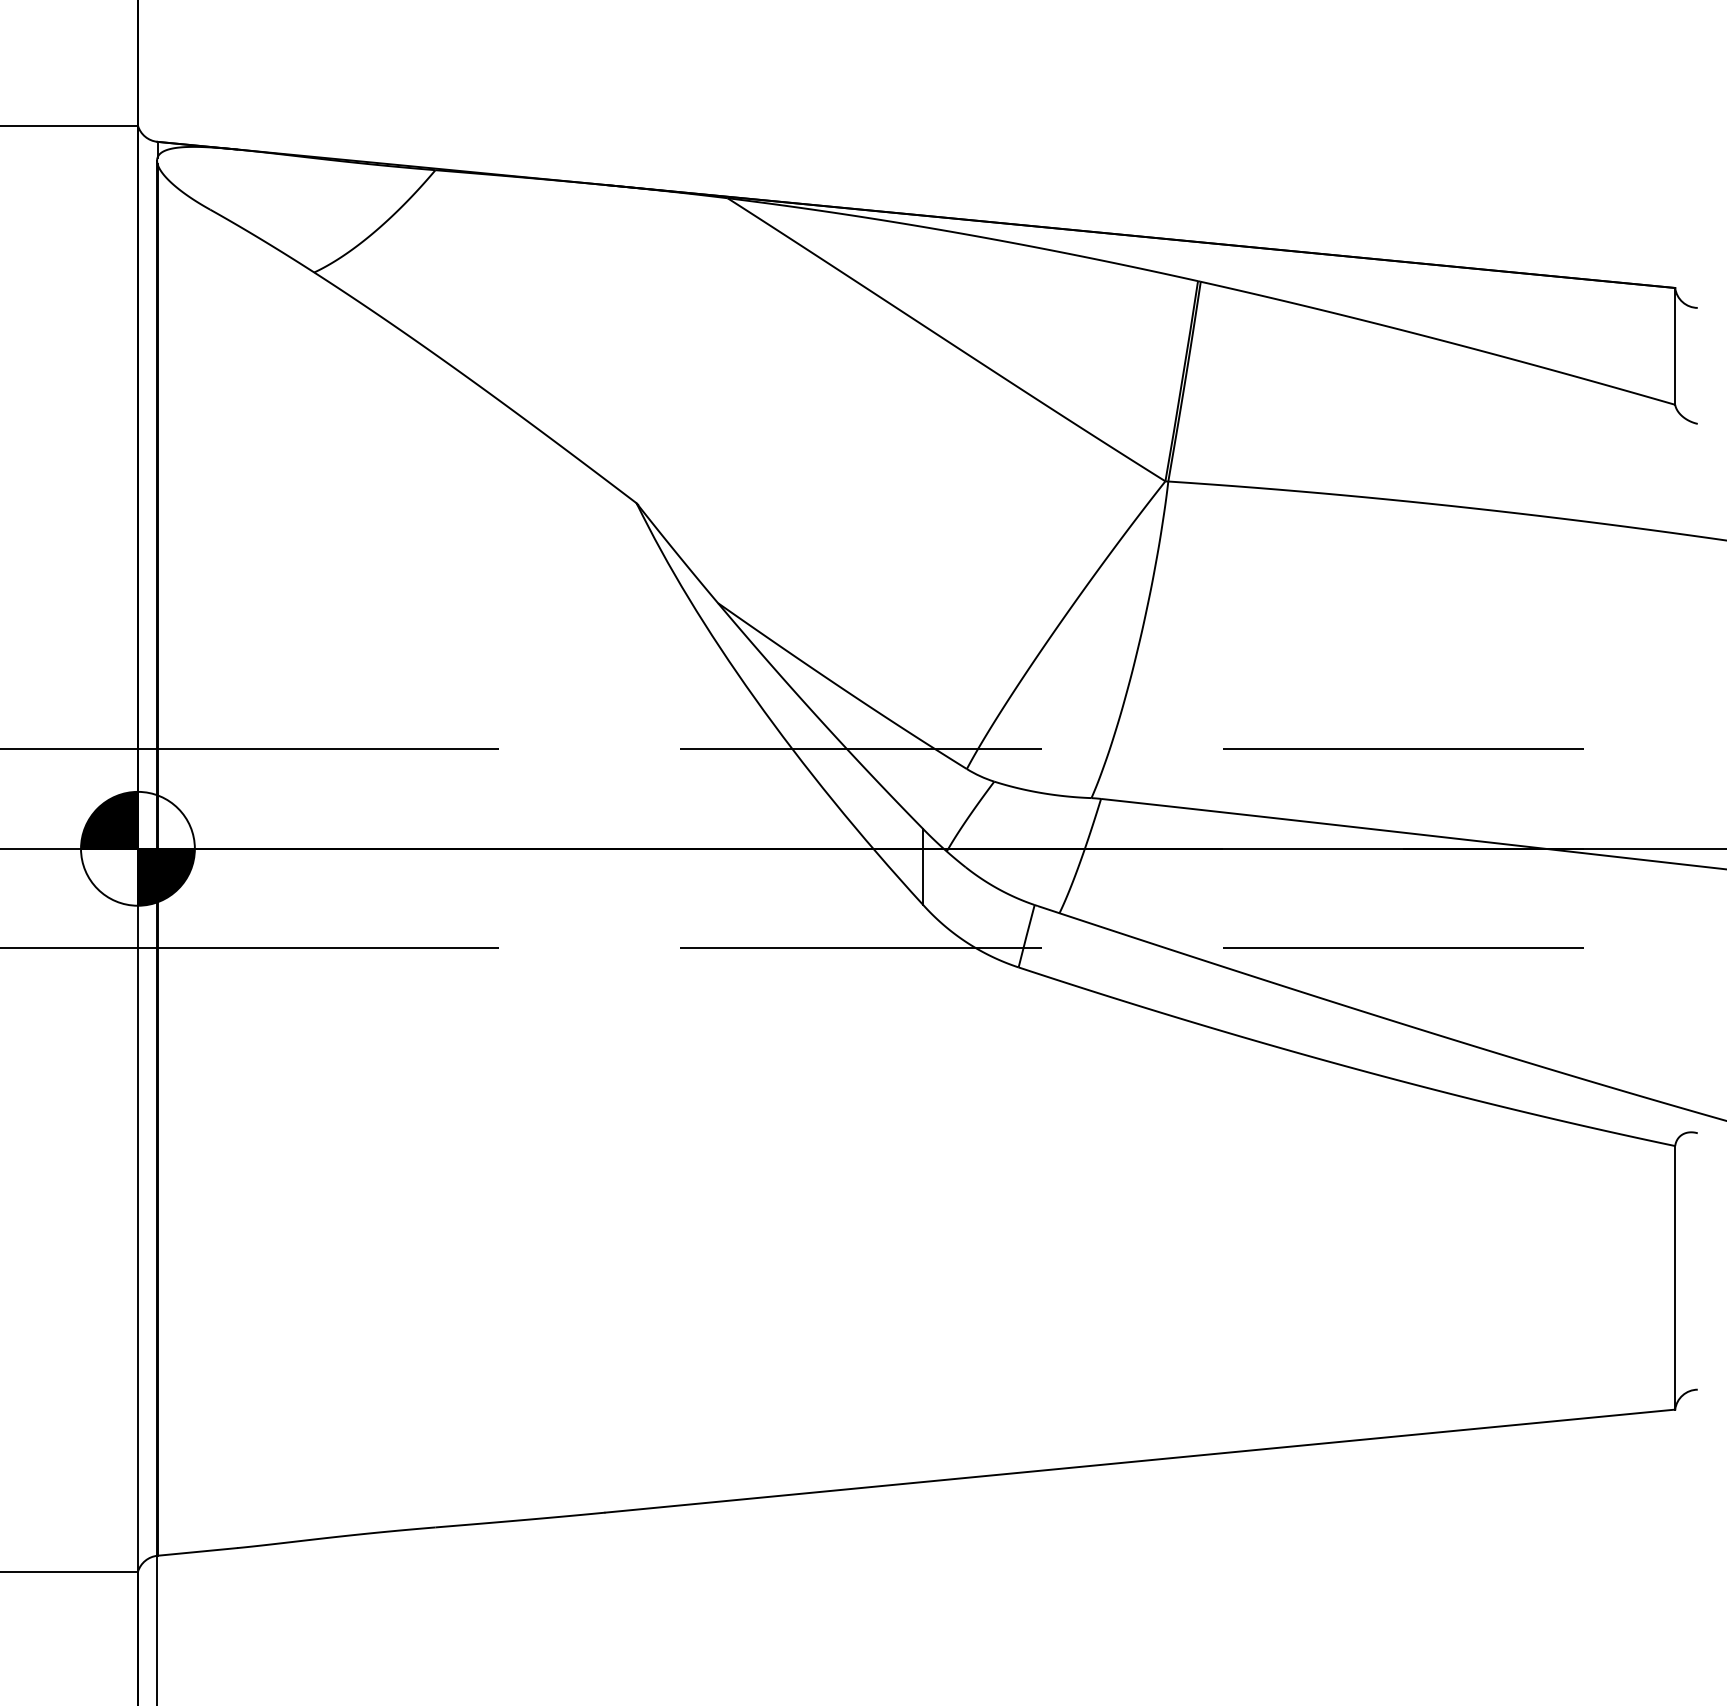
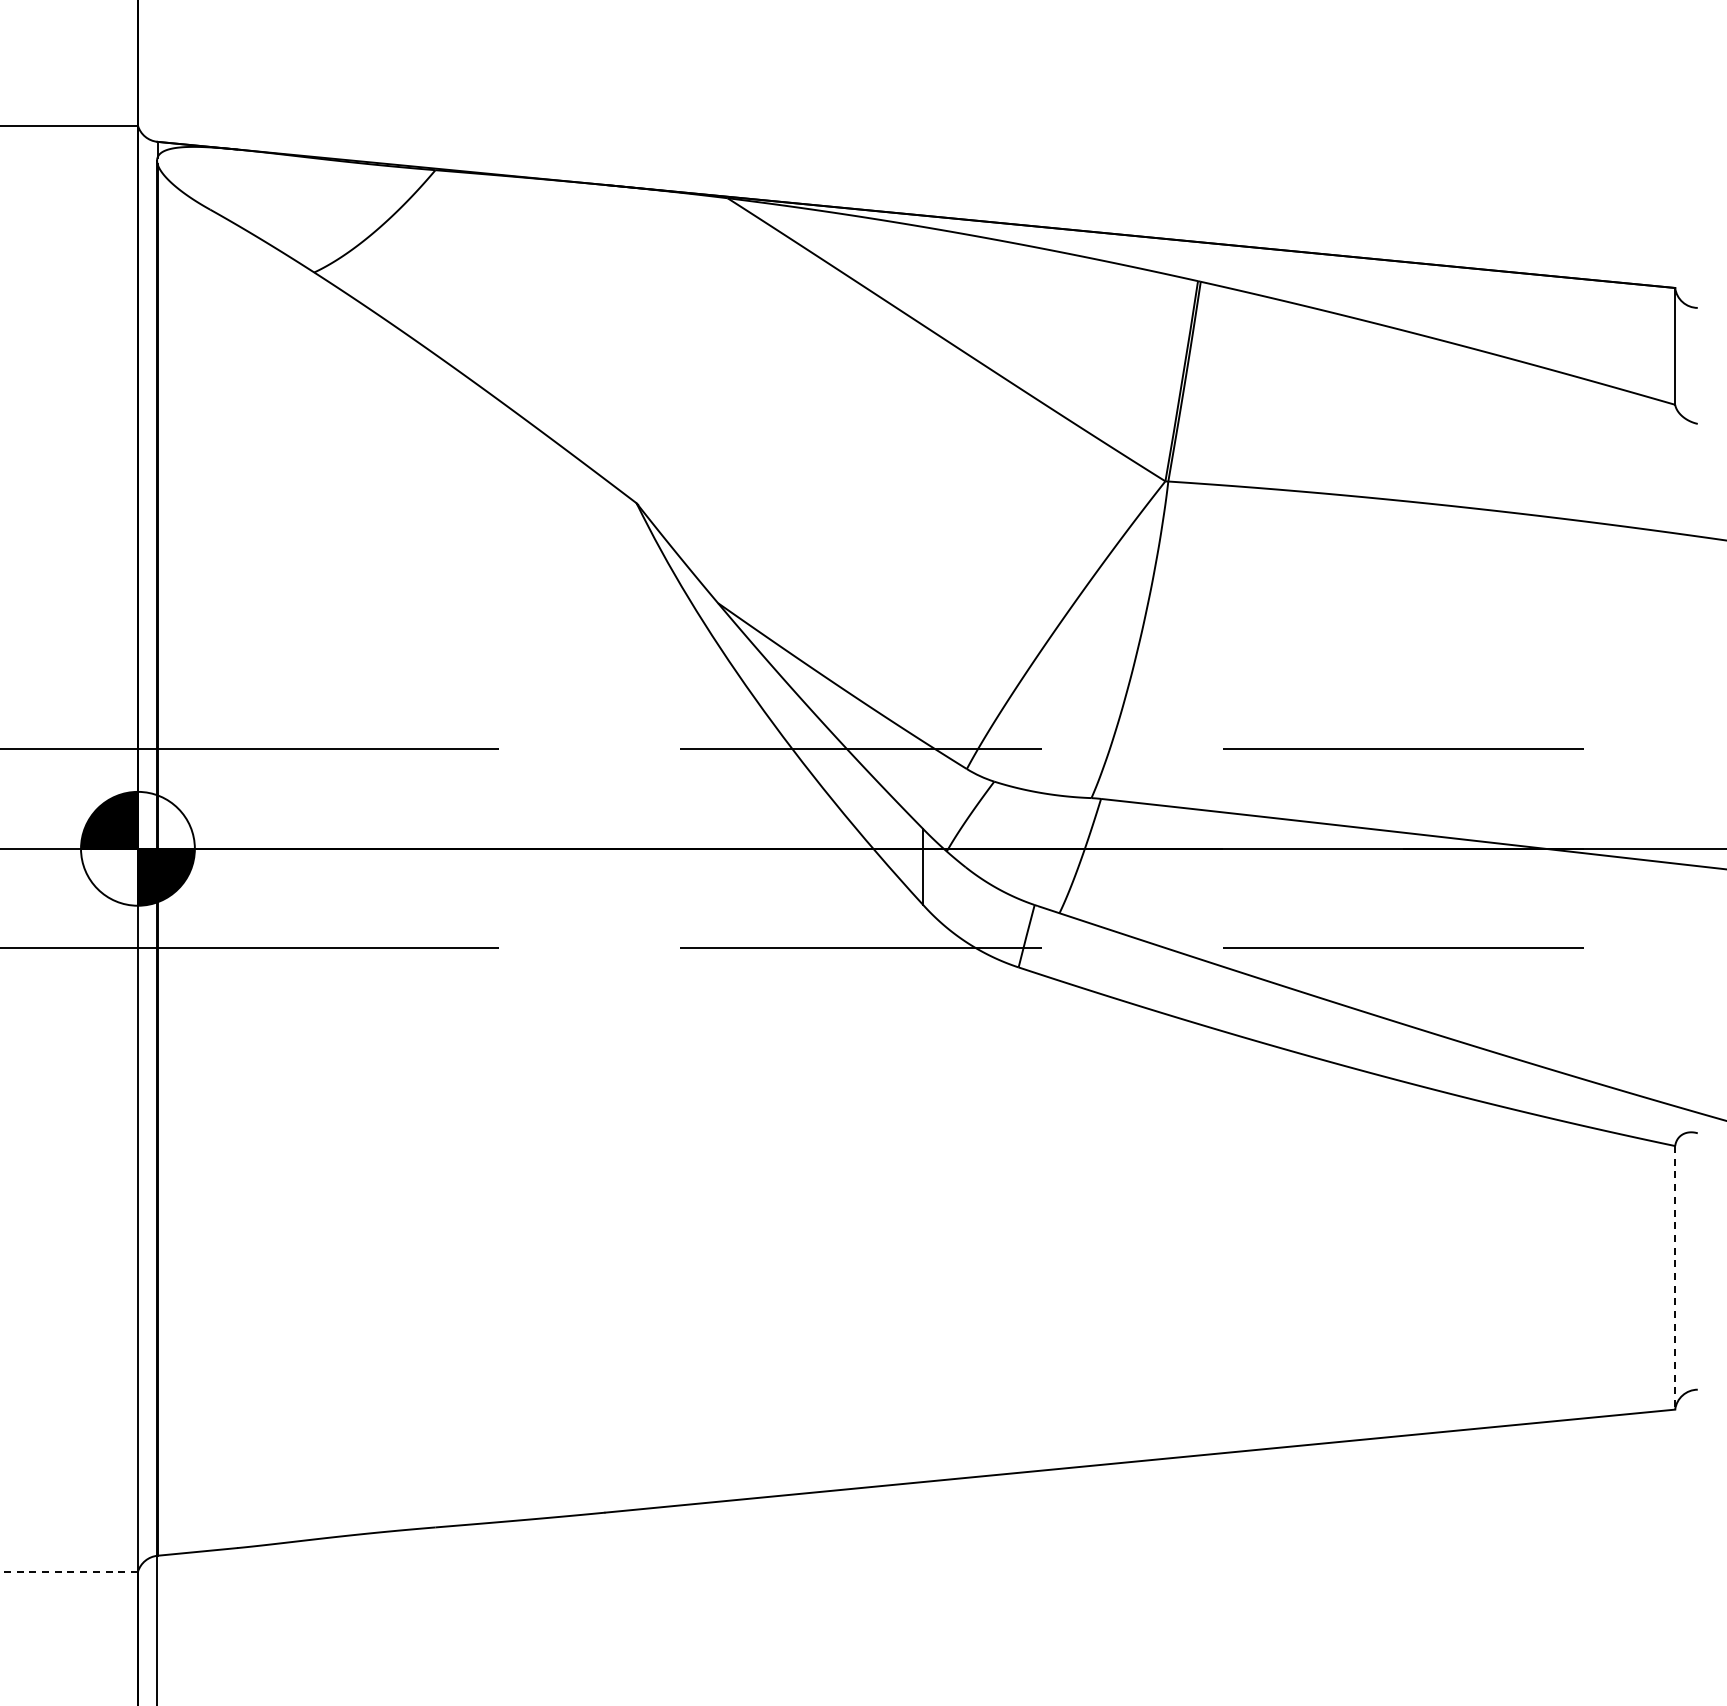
line: solid -> dashed (1675, 1277)
line: solid -> dashed (68, 1571)
